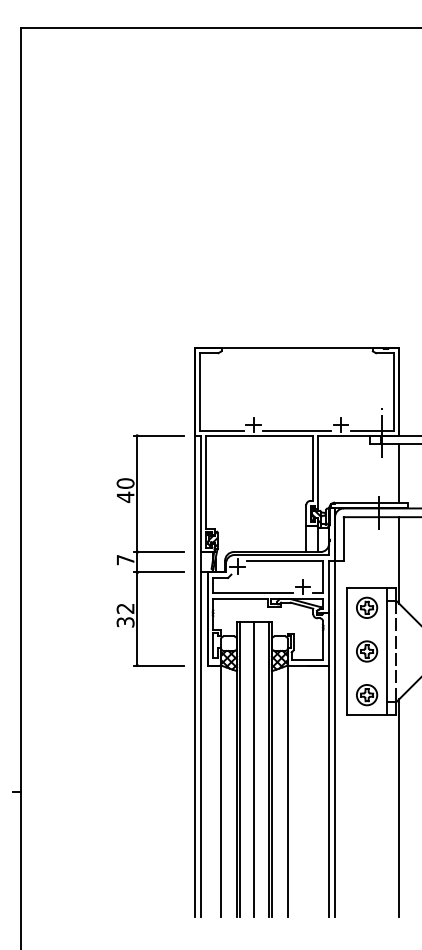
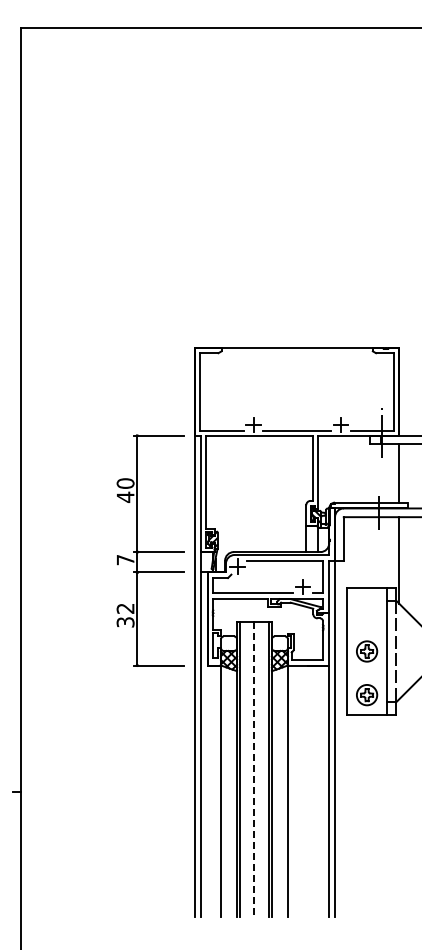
part: present -> none (367, 607)
line: solid -> dashed (254, 769)
line: present -> none (399, 808)
